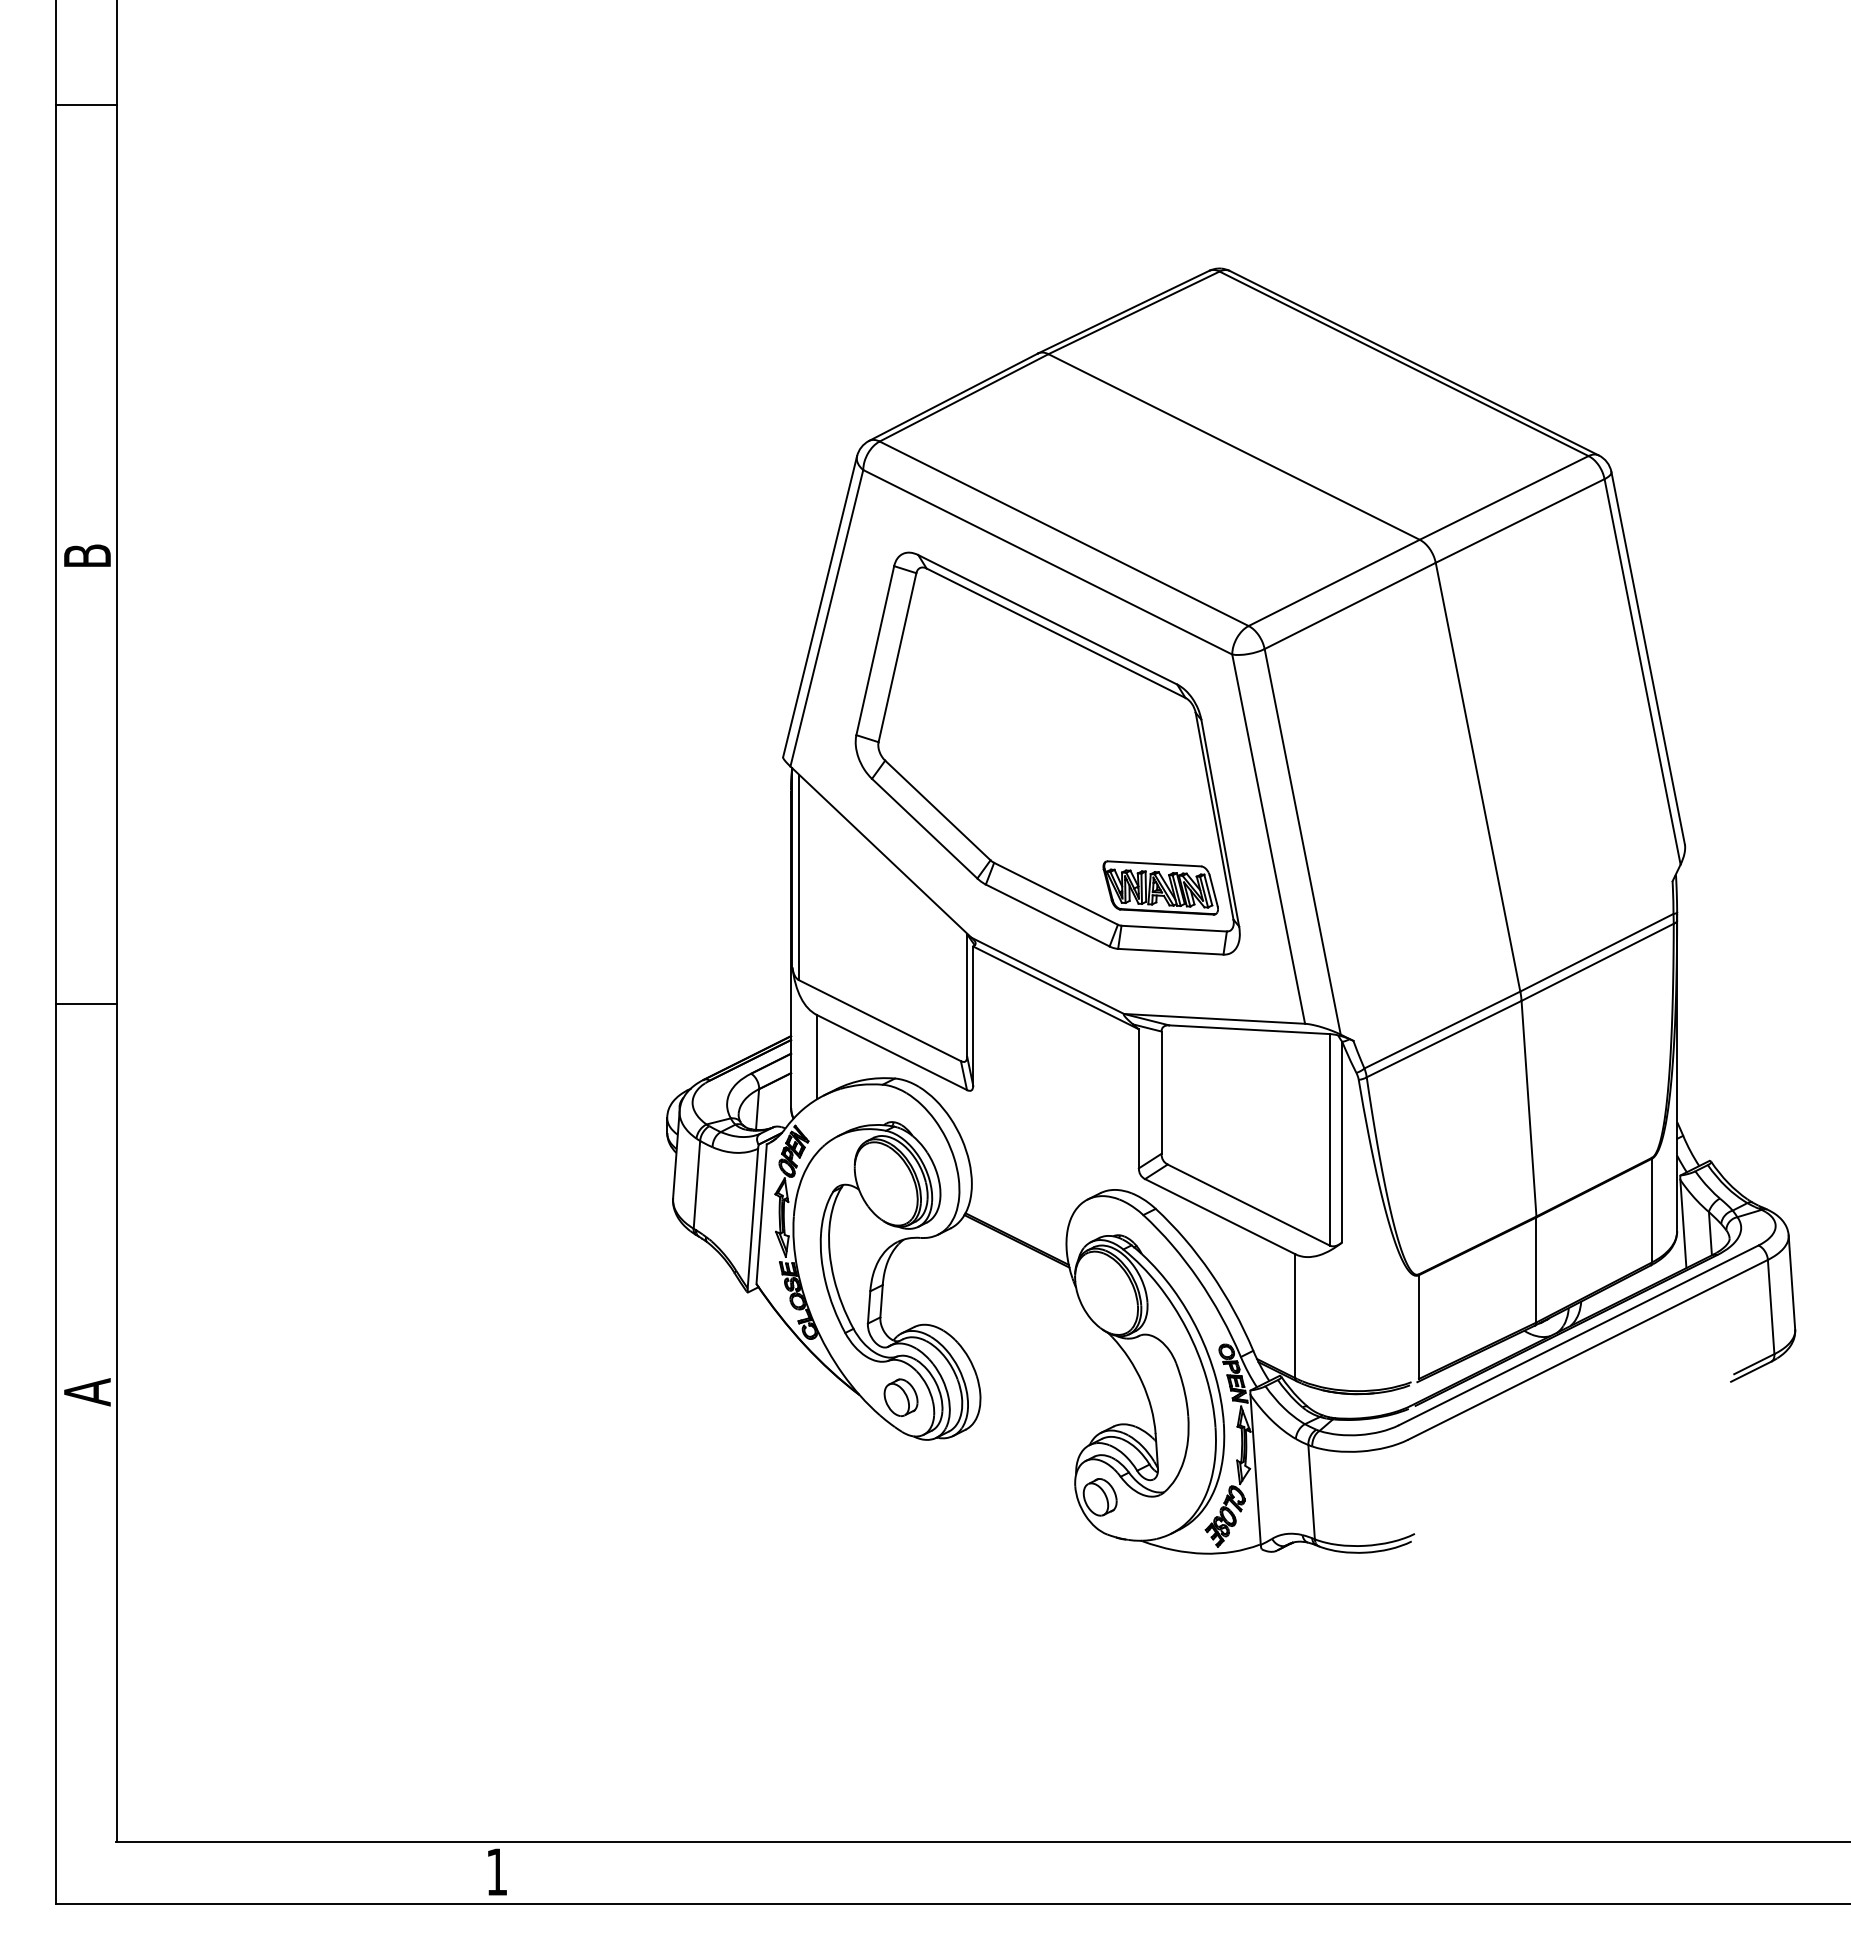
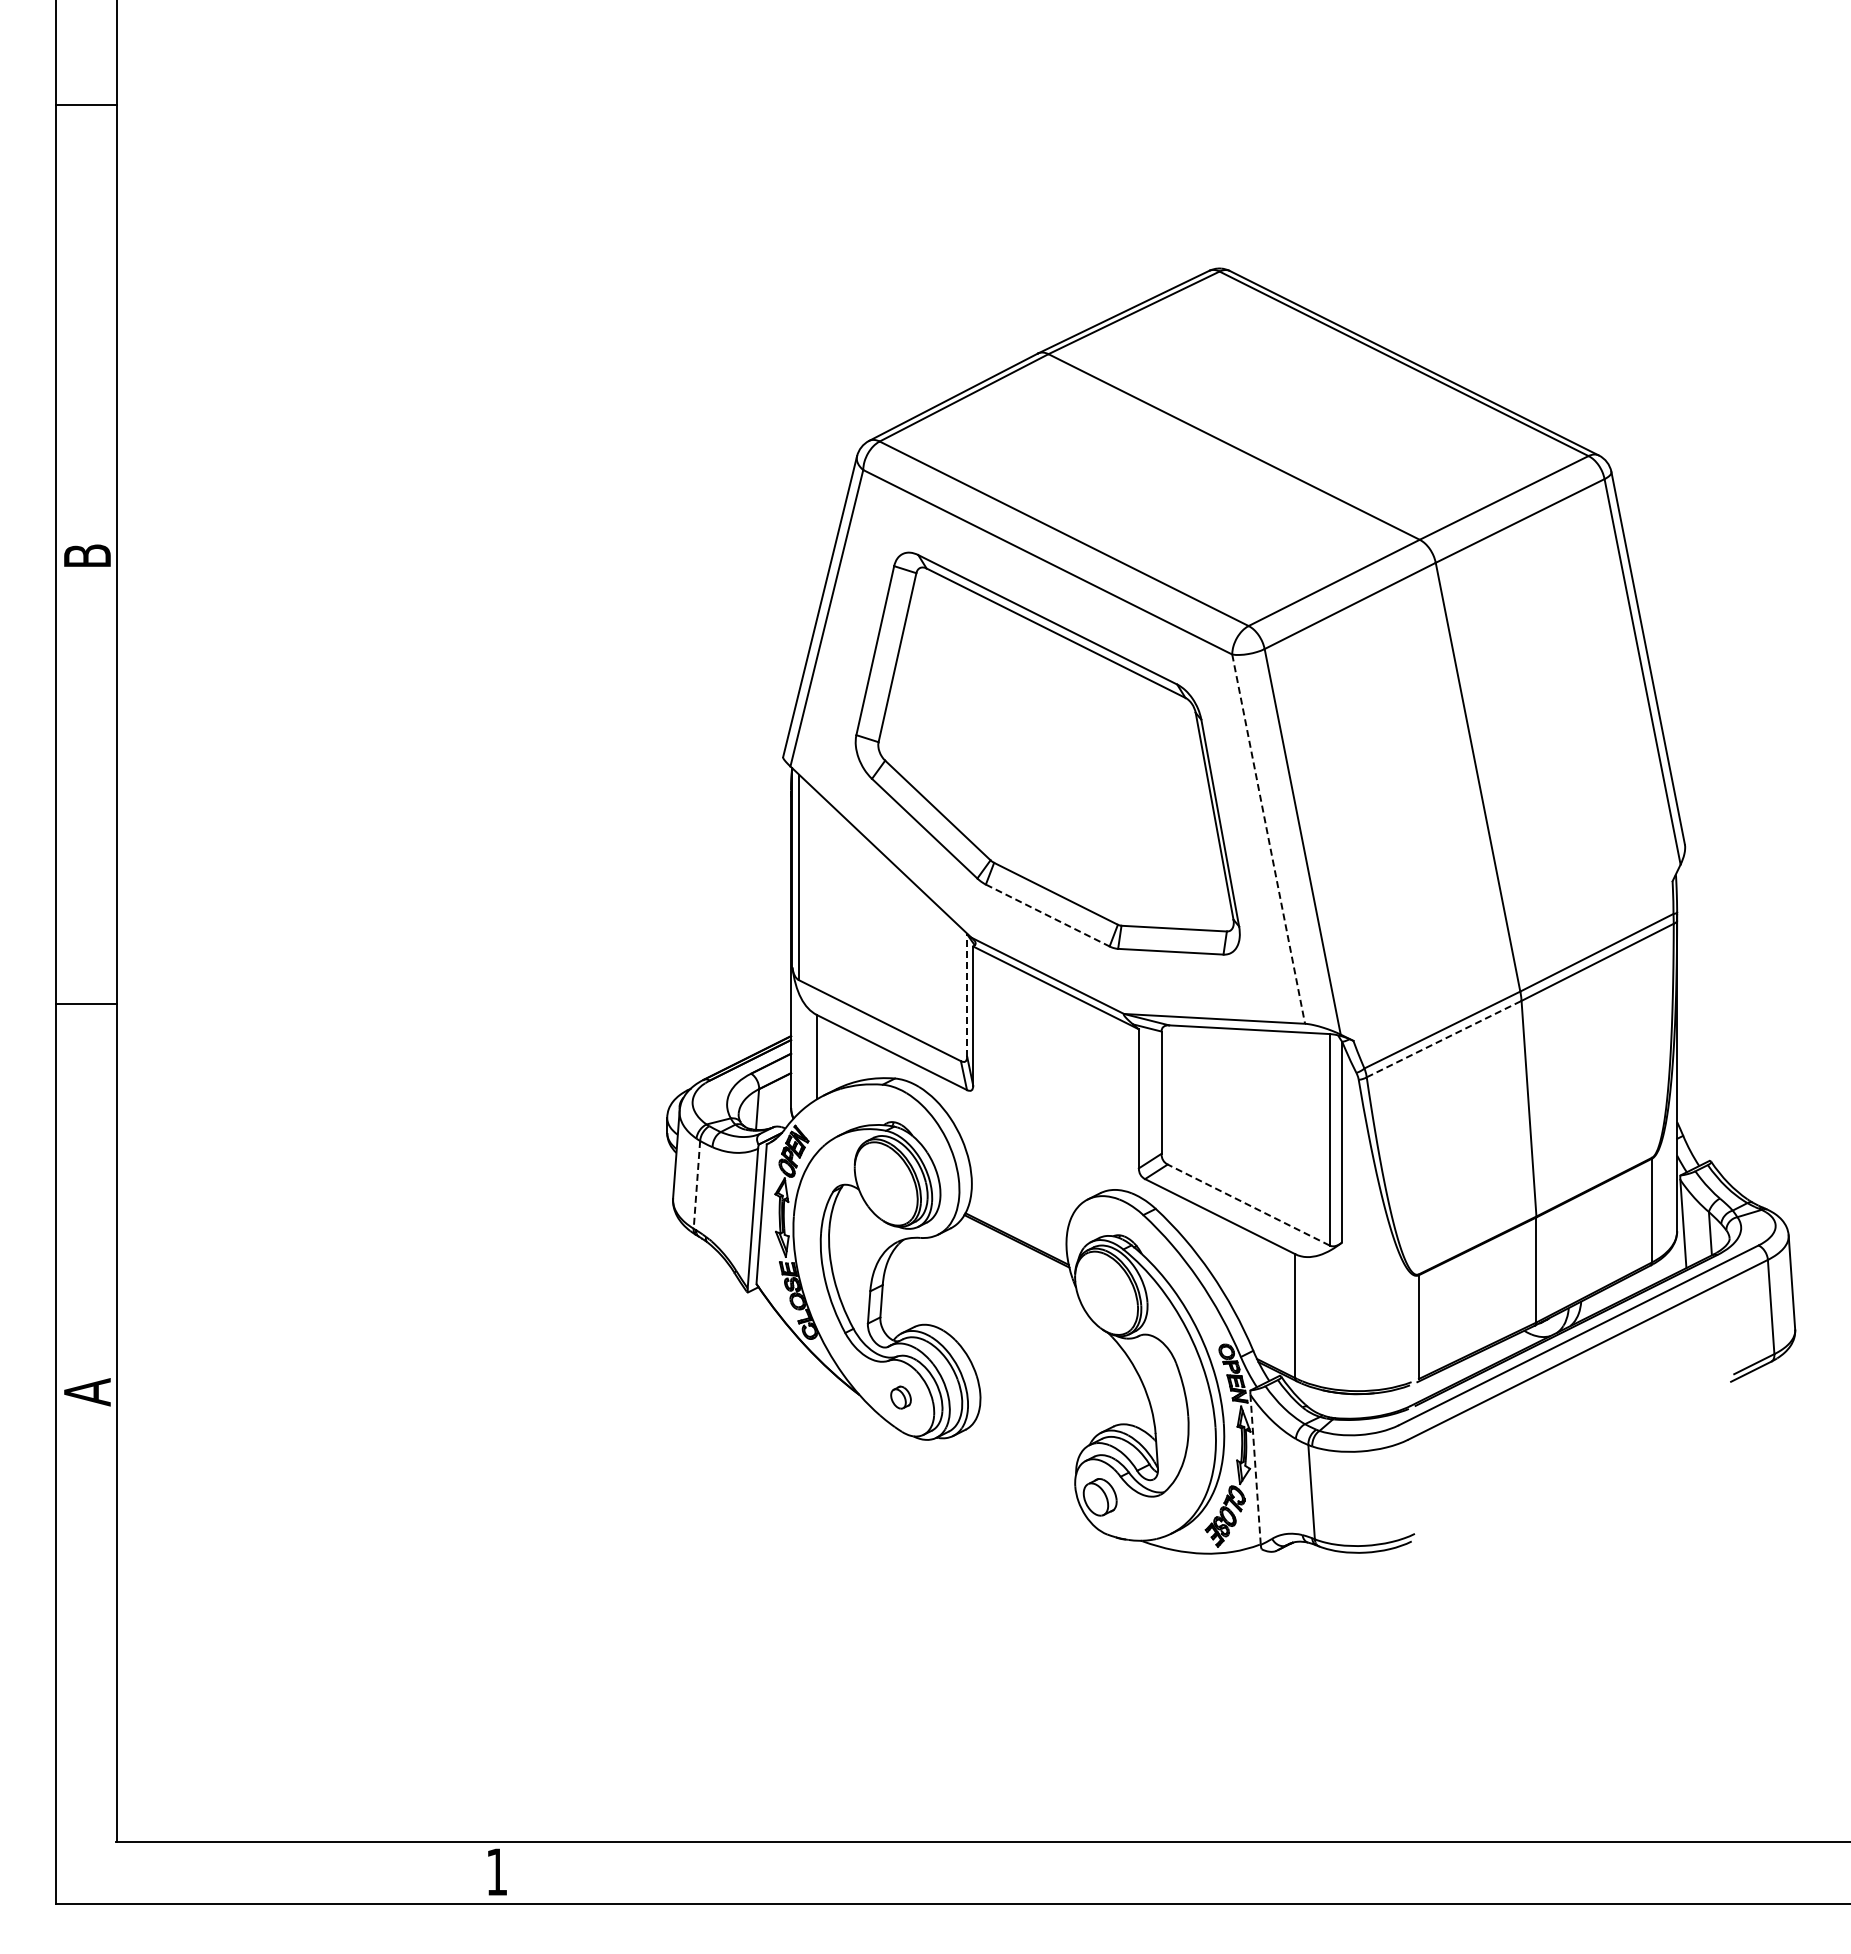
line: solid -> dashed (1268, 839)
part: present -> none (1160, 887)
line: solid -> dashed (1048, 915)
line: solid -> dashed (967, 995)
line: solid -> dashed (1444, 1038)
line: solid -> dashed (696, 1184)
line: solid -> dashed (1248, 1205)
part size: 36x39 px -> 22x25 px (900, 1397)
line: solid -> dashed (1255, 1470)
